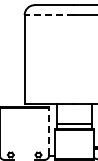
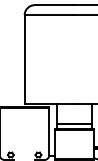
line: dashed -> solid (49, 15)
line: dashed -> solid (49, 131)
